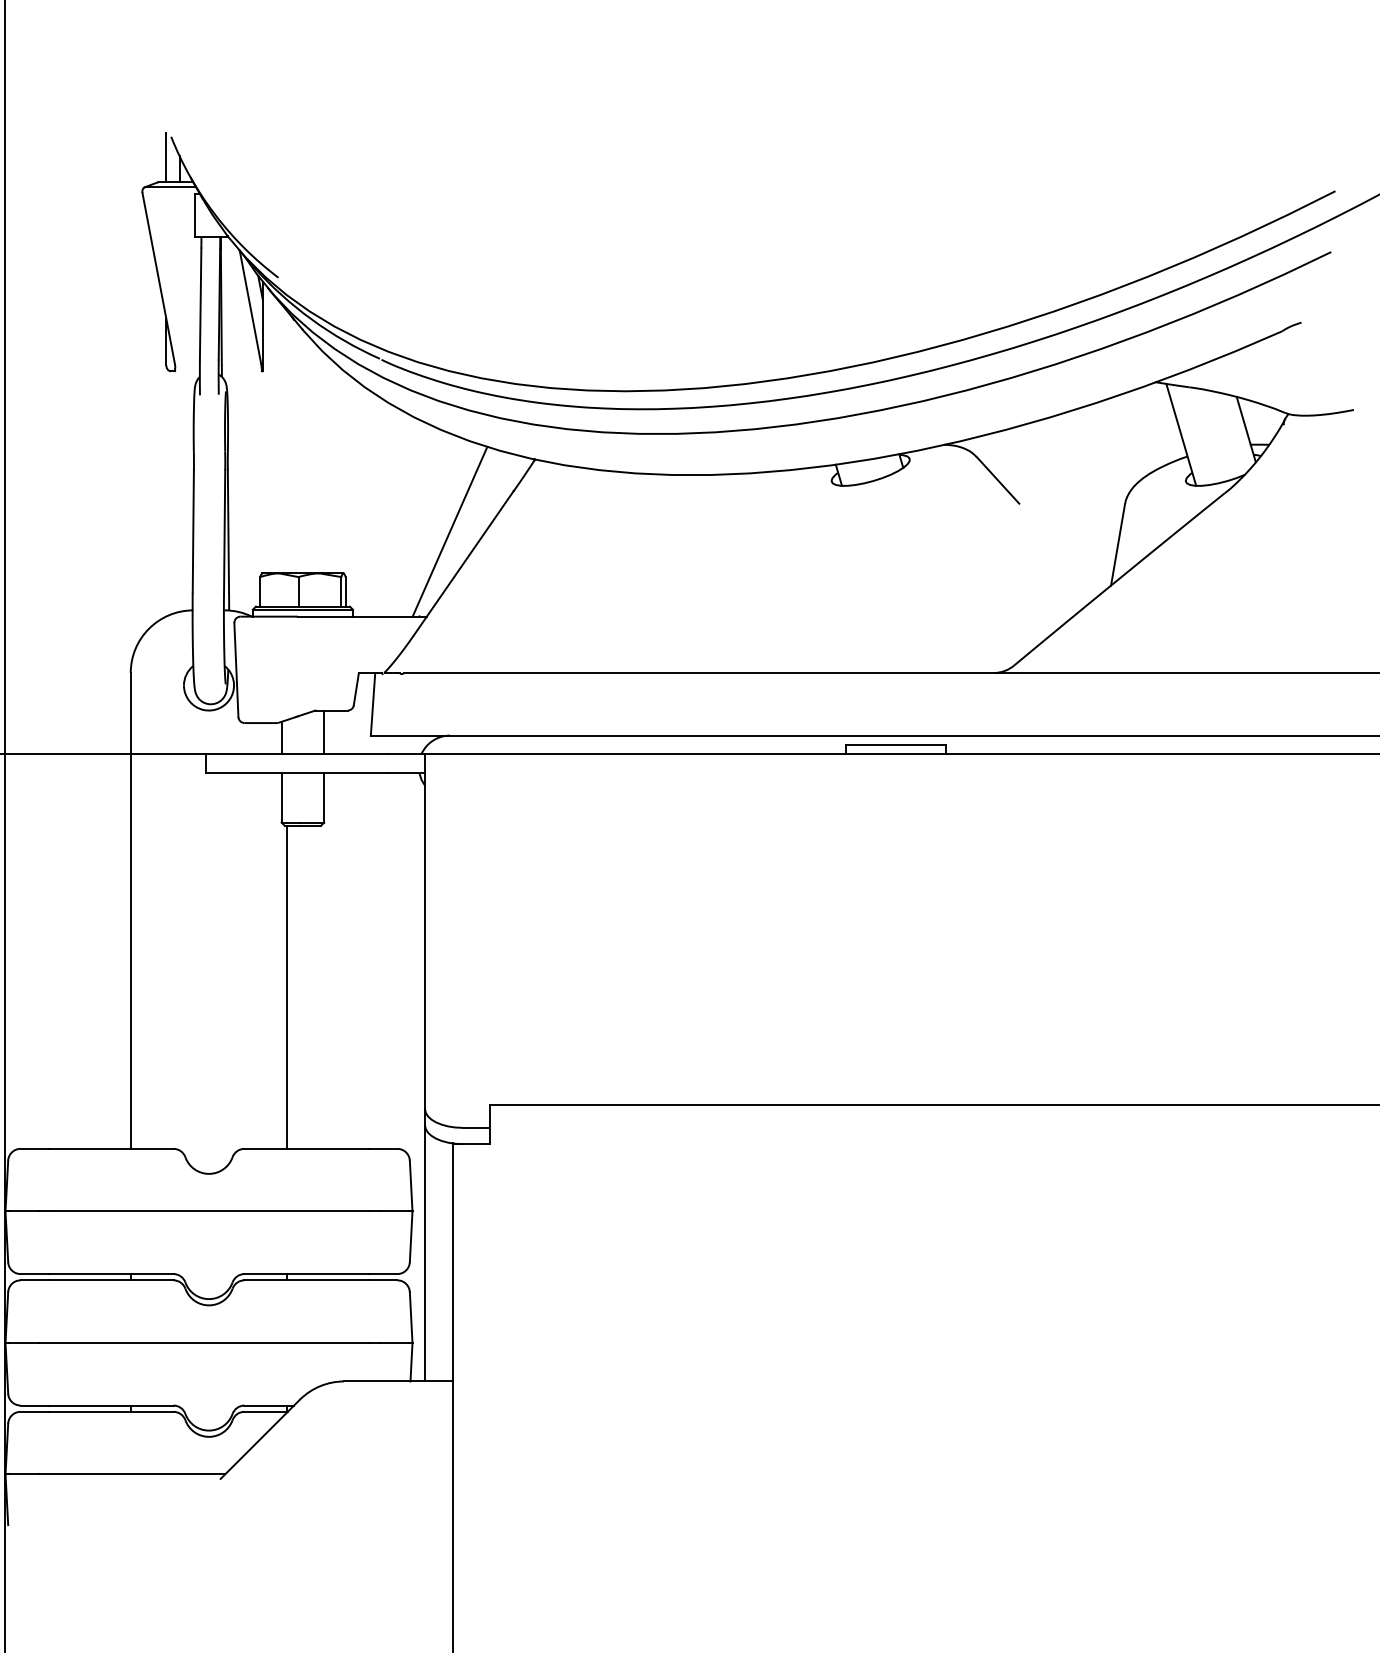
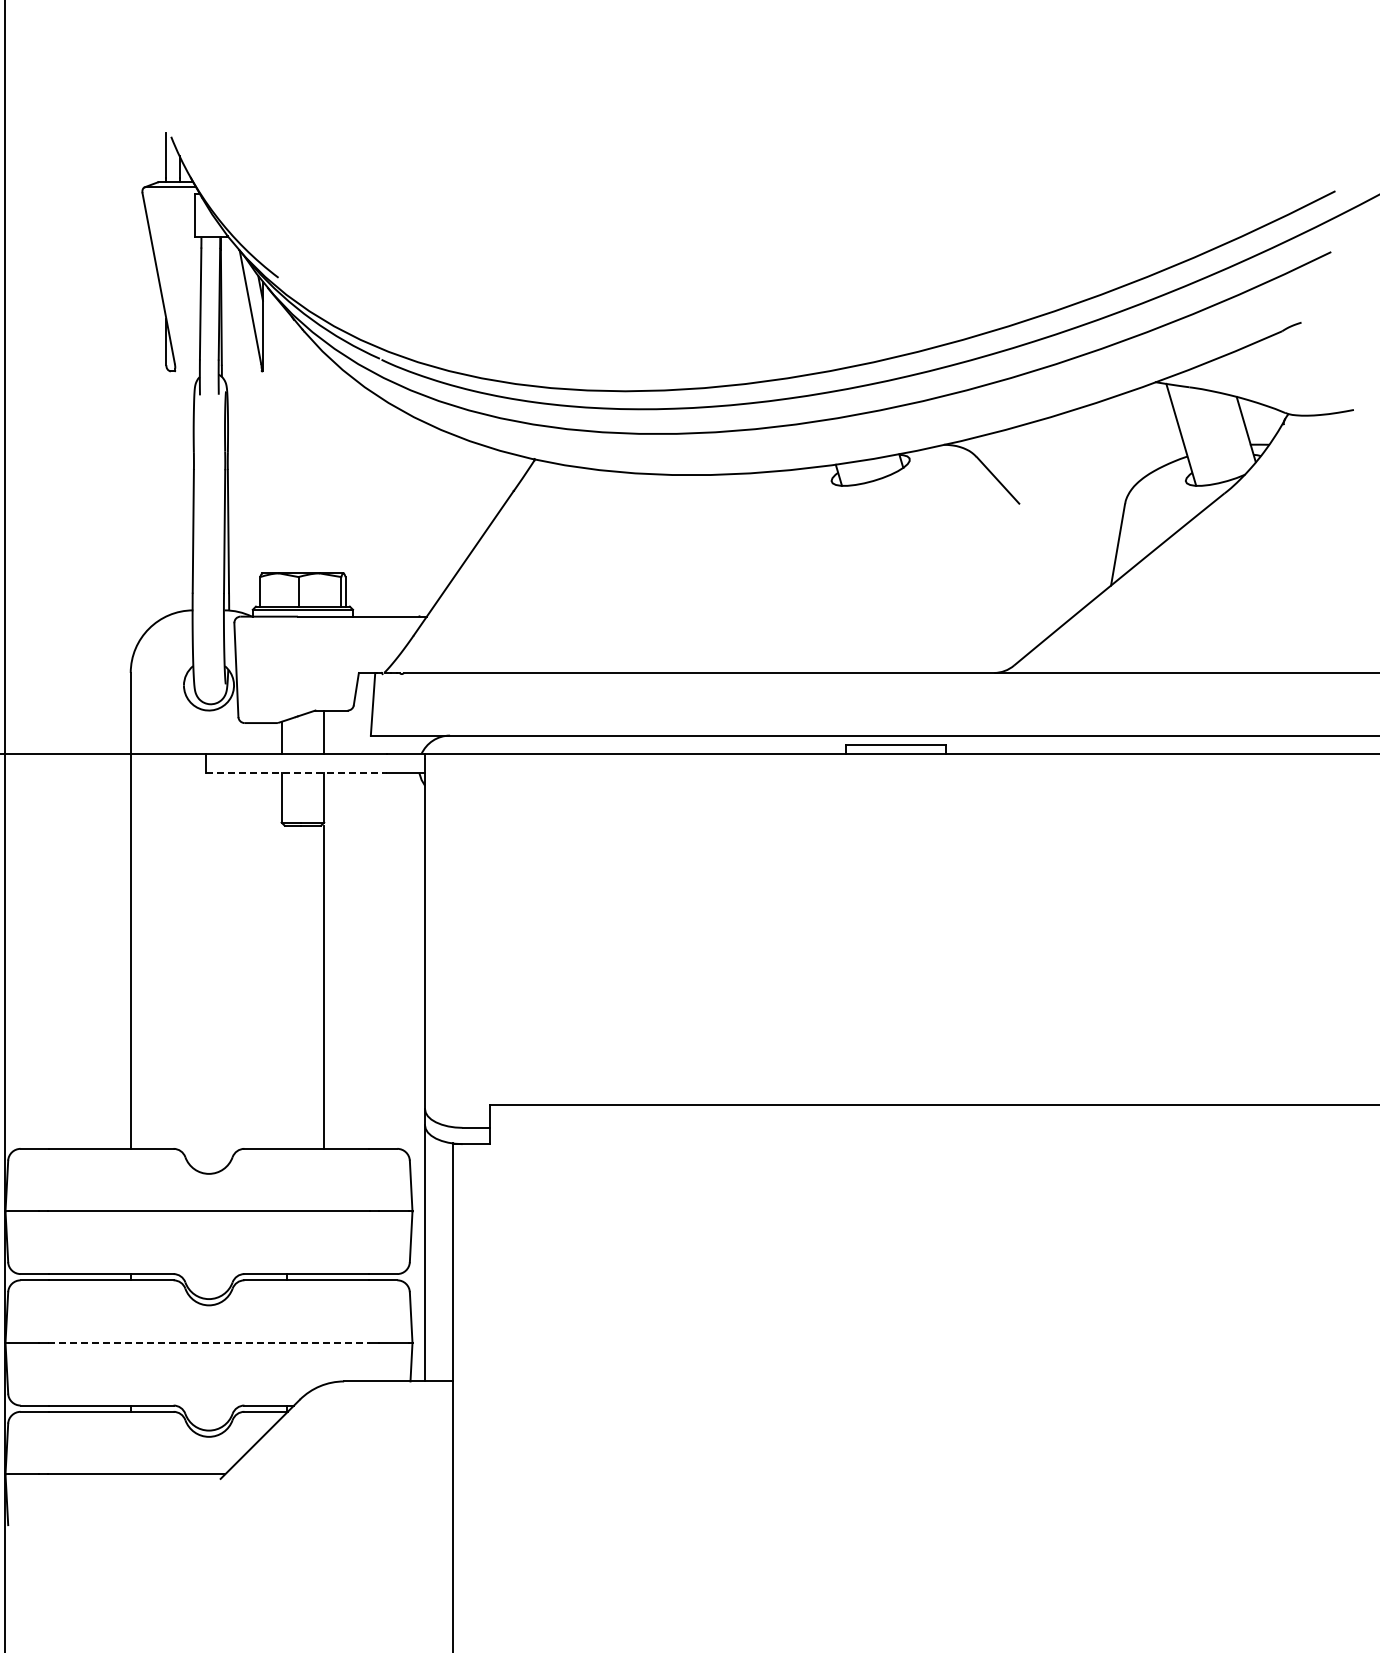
line: present -> none (449, 531)
line: solid -> dashed (296, 773)
line position: (287, 986) -> (324, 986) (324, 986)
line: solid -> dashed (209, 1342)
